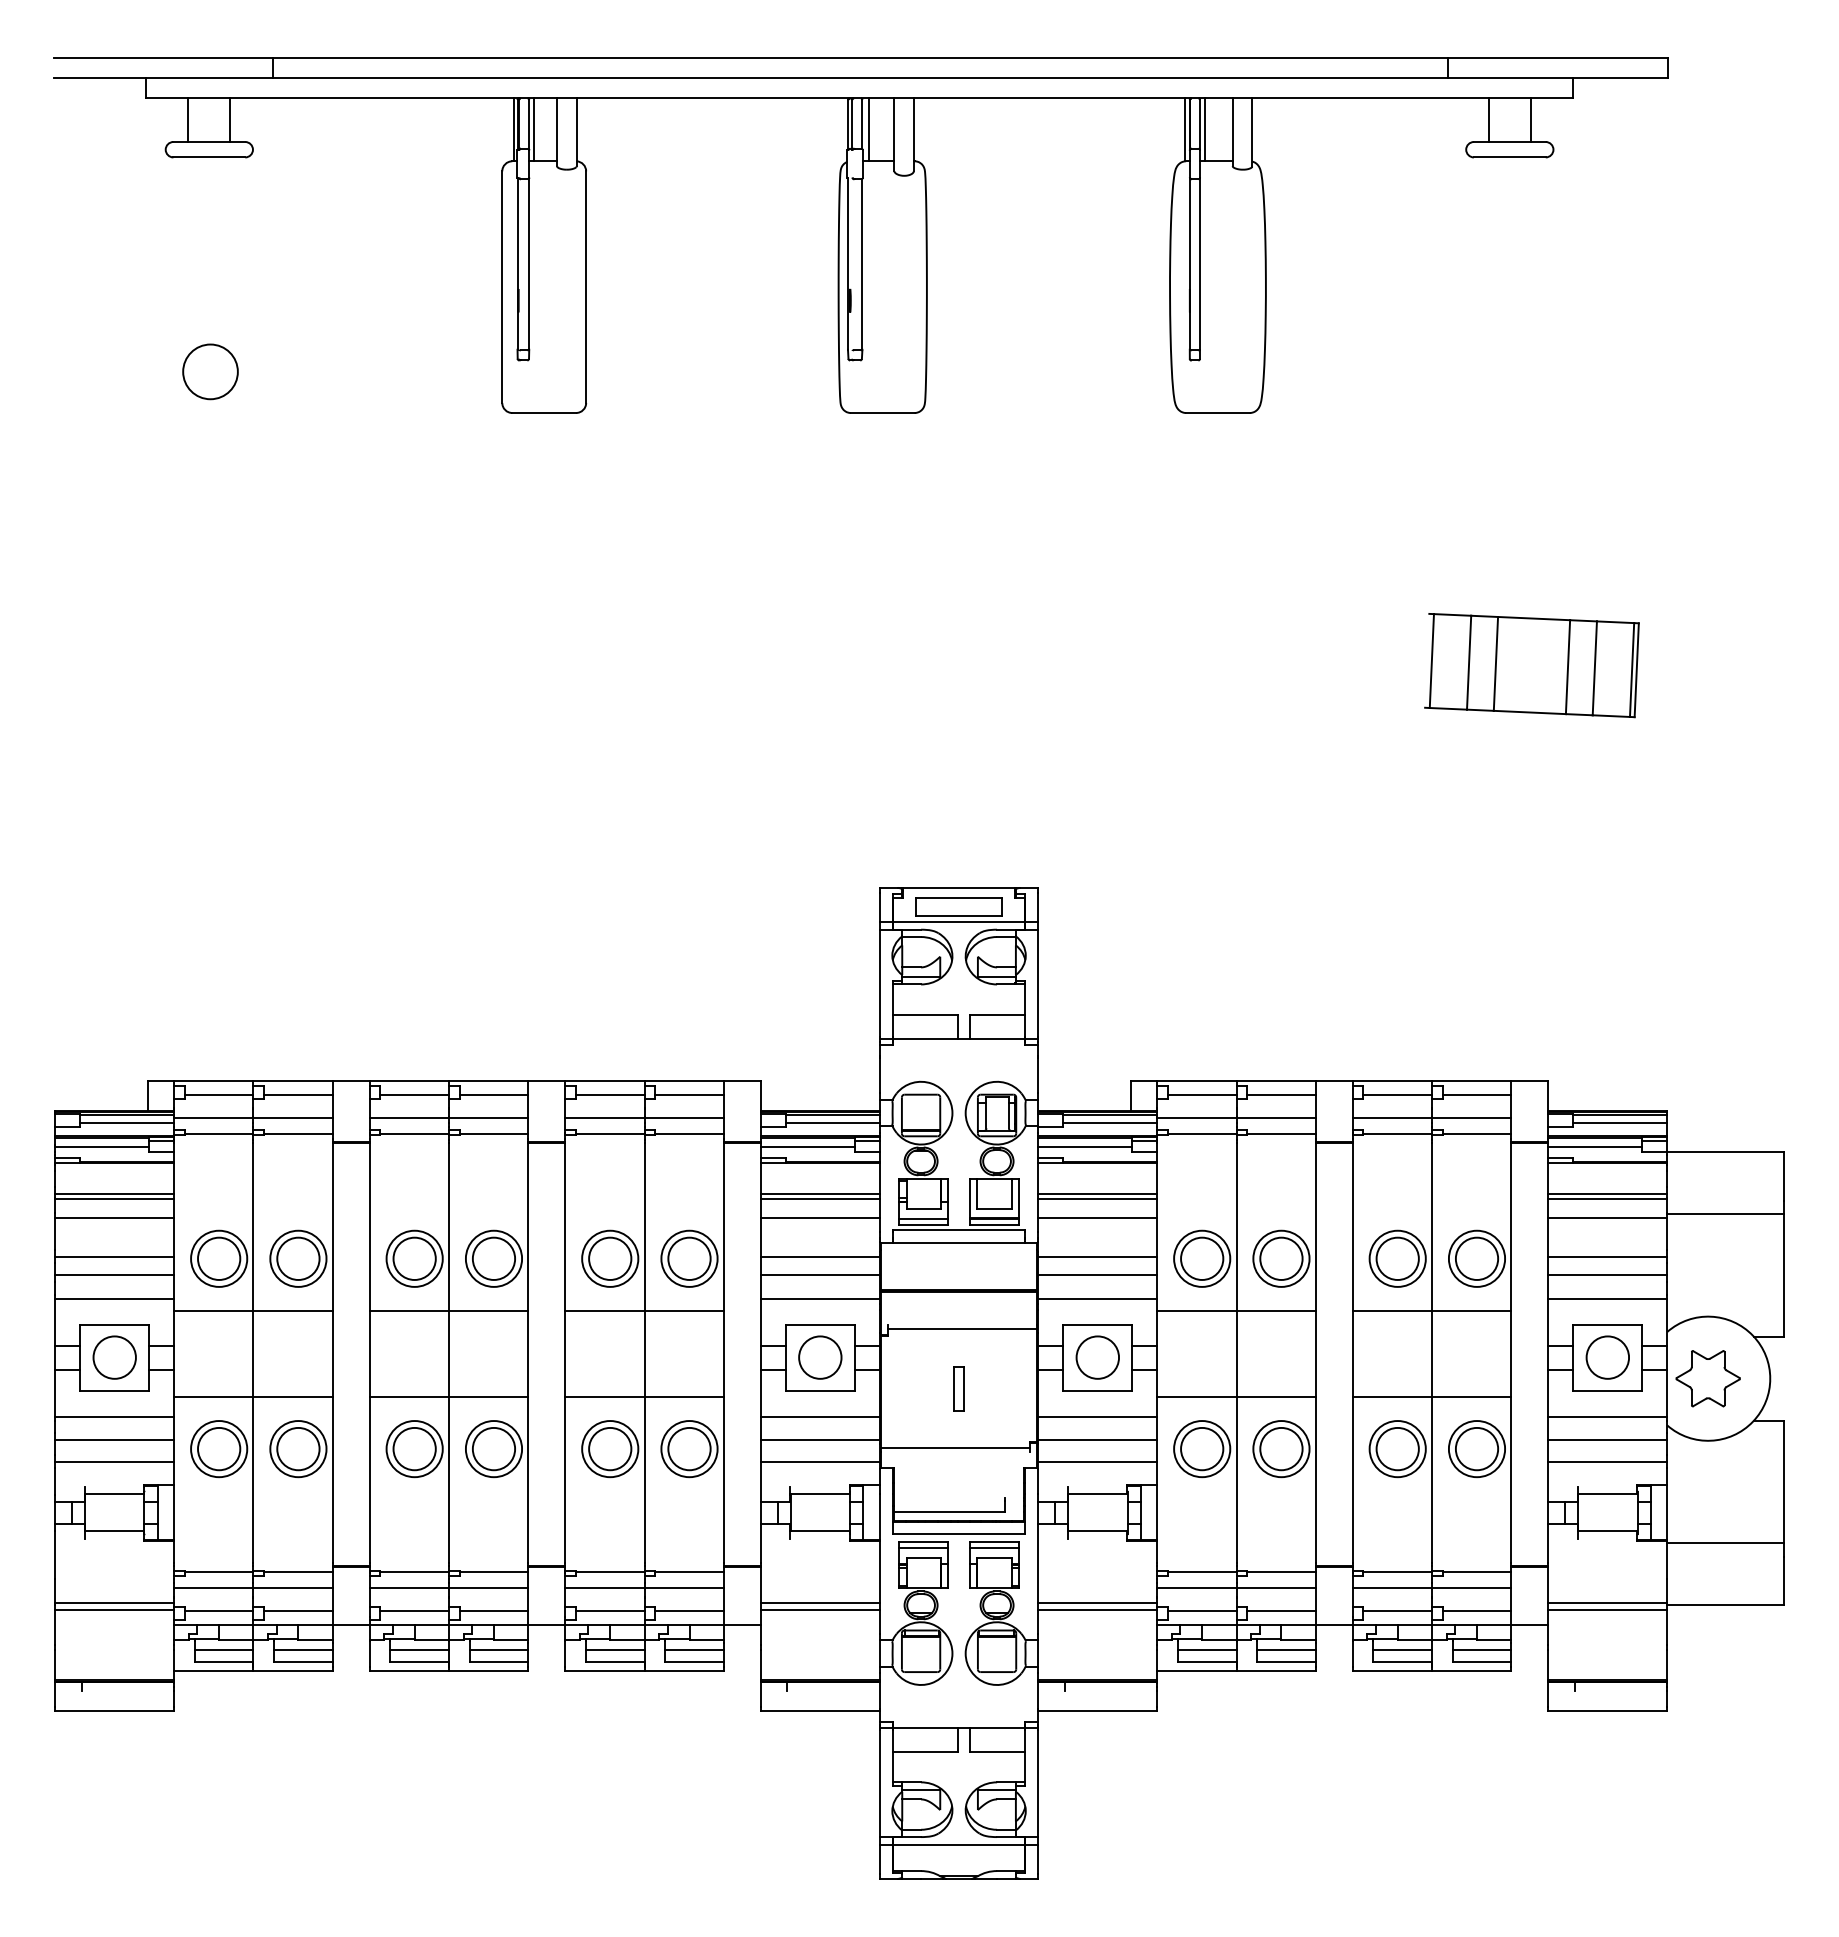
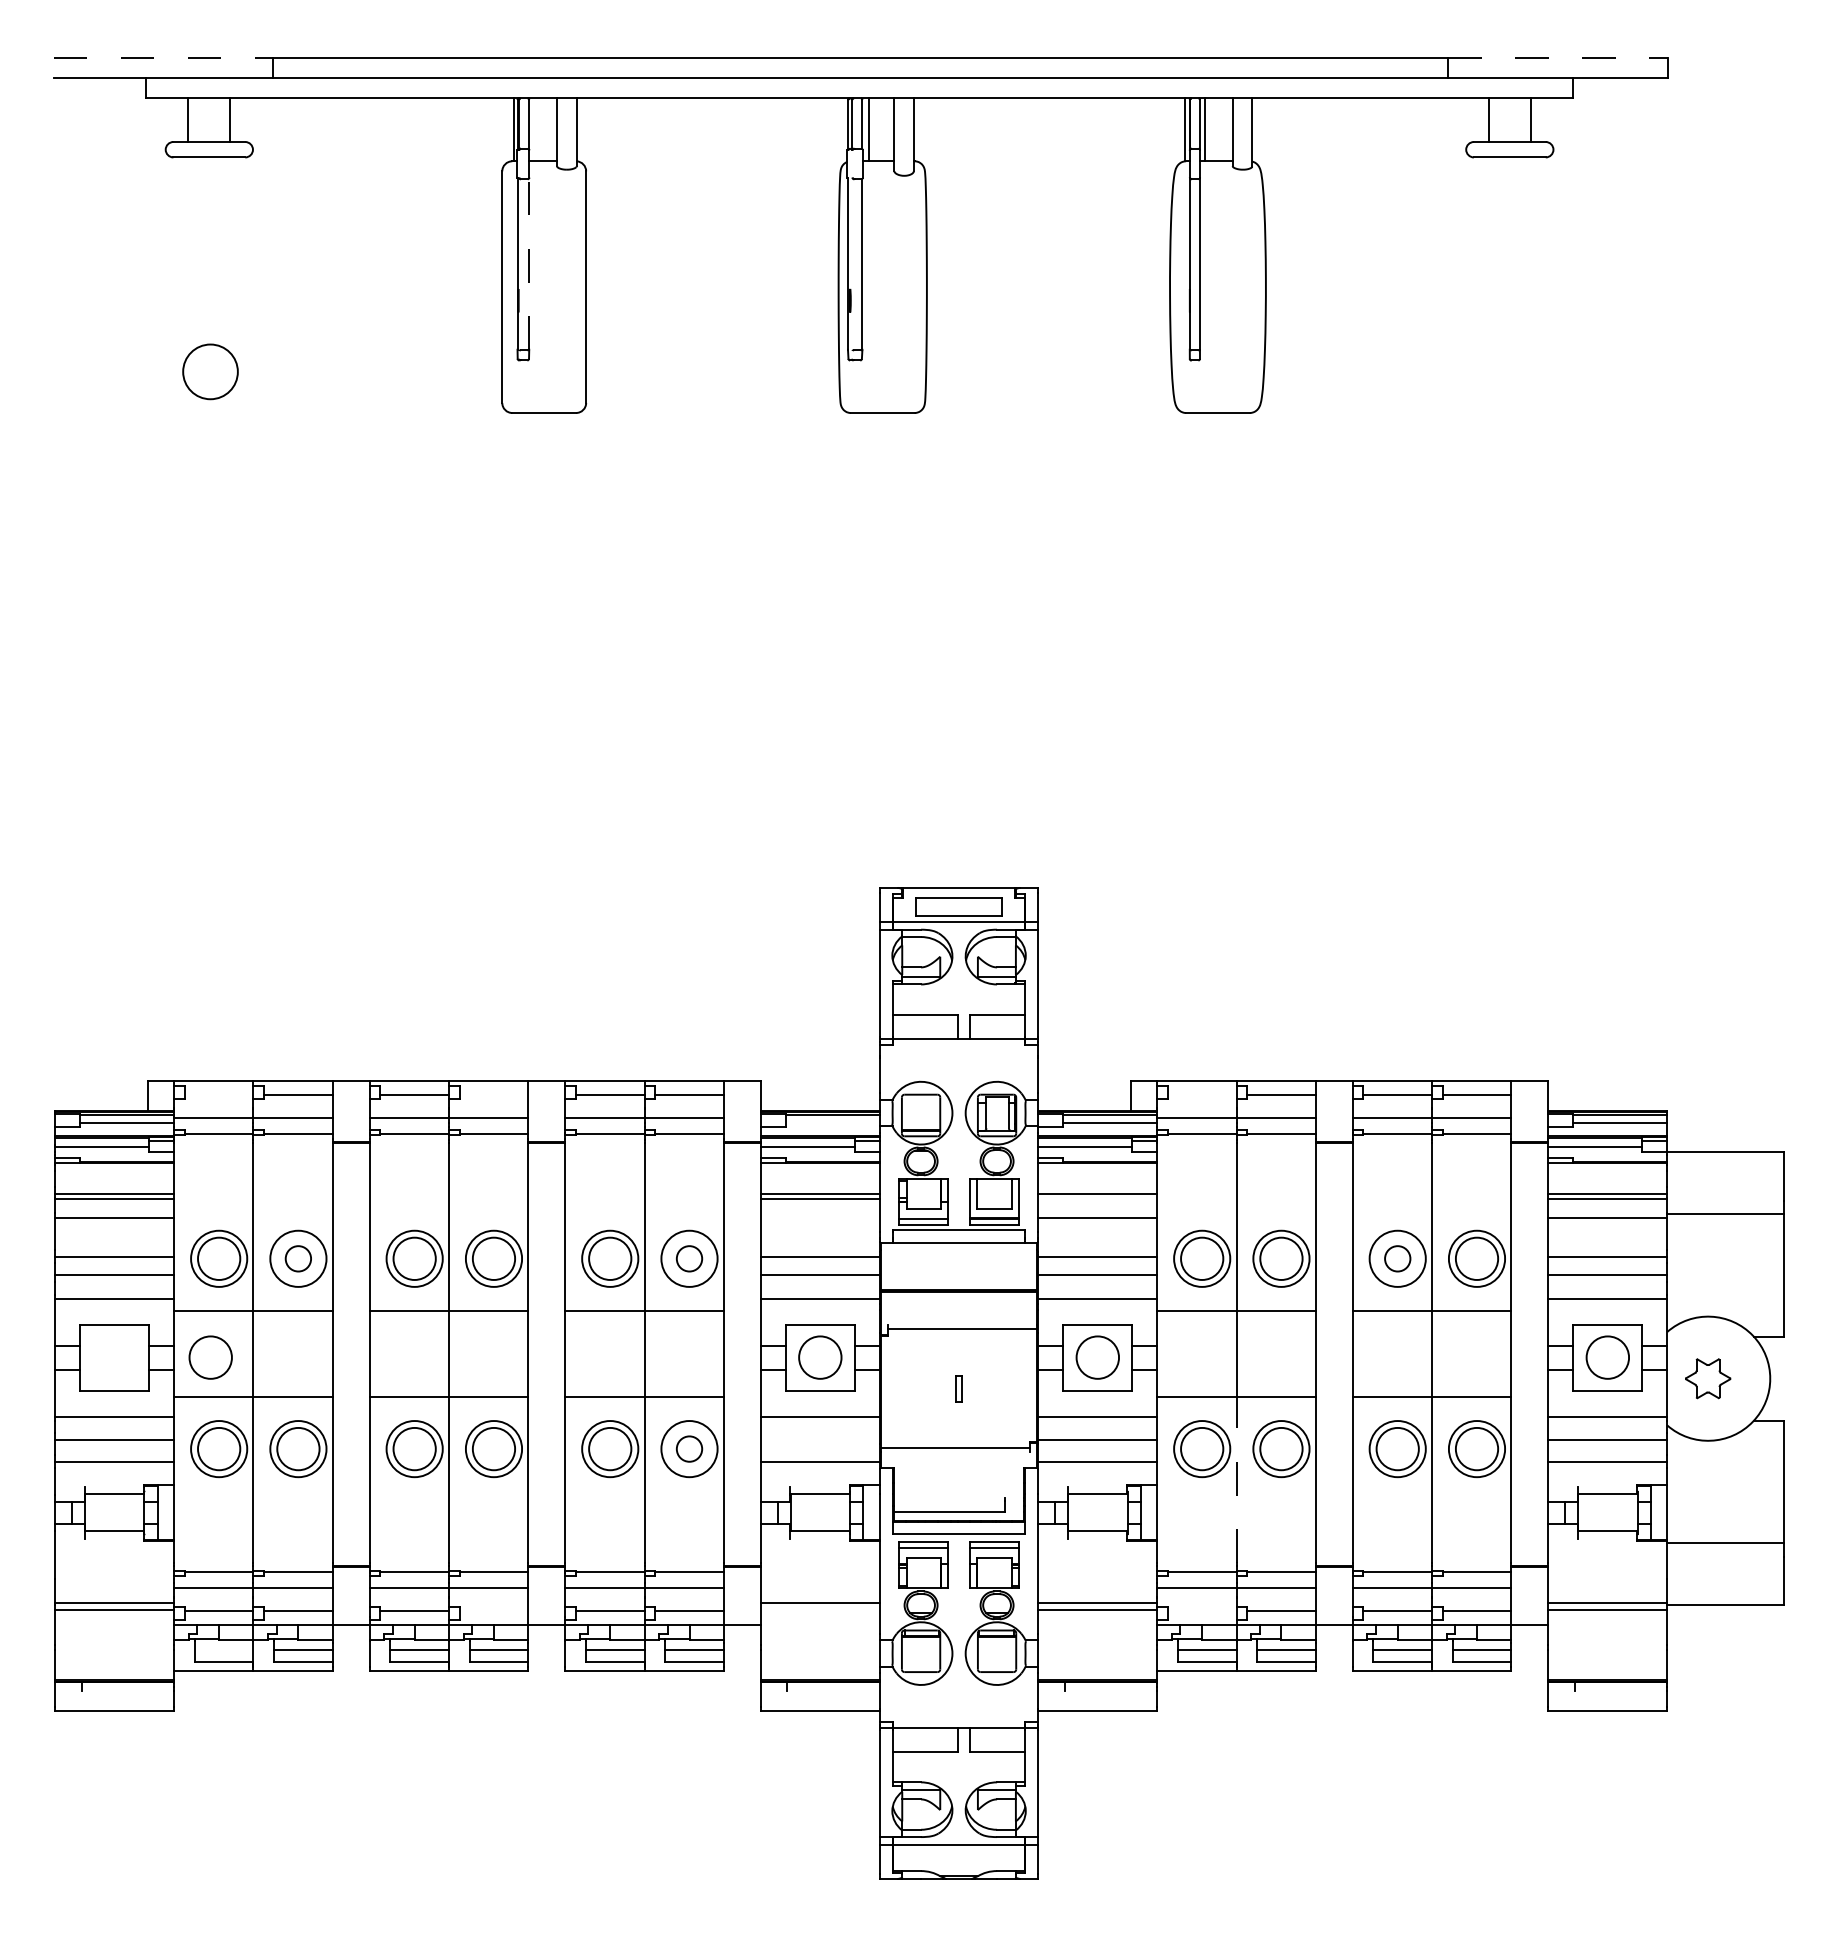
line: solid -> dashed (163, 58)
line: solid -> dashed (1557, 58)
line: present -> none (533, 129)
line: solid -> dashed (529, 264)
part: present -> none (1531, 665)
line: present -> none (218, 1094)
line: present -> none (493, 1094)
line: present -> none (1201, 1094)
line: present -> none (832, 1122)
line: present -> none (1097, 1199)
line: present -> none (819, 1218)
circle diameter: 42 px -> 25 px (298, 1258)
circle diameter: 42 px -> 25 px (689, 1258)
circle diameter: 42 px -> 25 px (1397, 1258)
circle position: (114, 1357) -> (210, 1357) (210, 1357)
part size: 66x58 px -> 47x42 px (1708, 1378)
part size: 12x46 px -> 8x28 px (958, 1388)
line: present -> none (819, 1439)
circle diameter: 42 px -> 25 px (689, 1448)
line: solid -> dashed (1236, 1479)
line: present -> none (819, 1610)
line: present -> none (493, 1611)
line: present -> none (1201, 1611)
line: present -> none (223, 1649)
